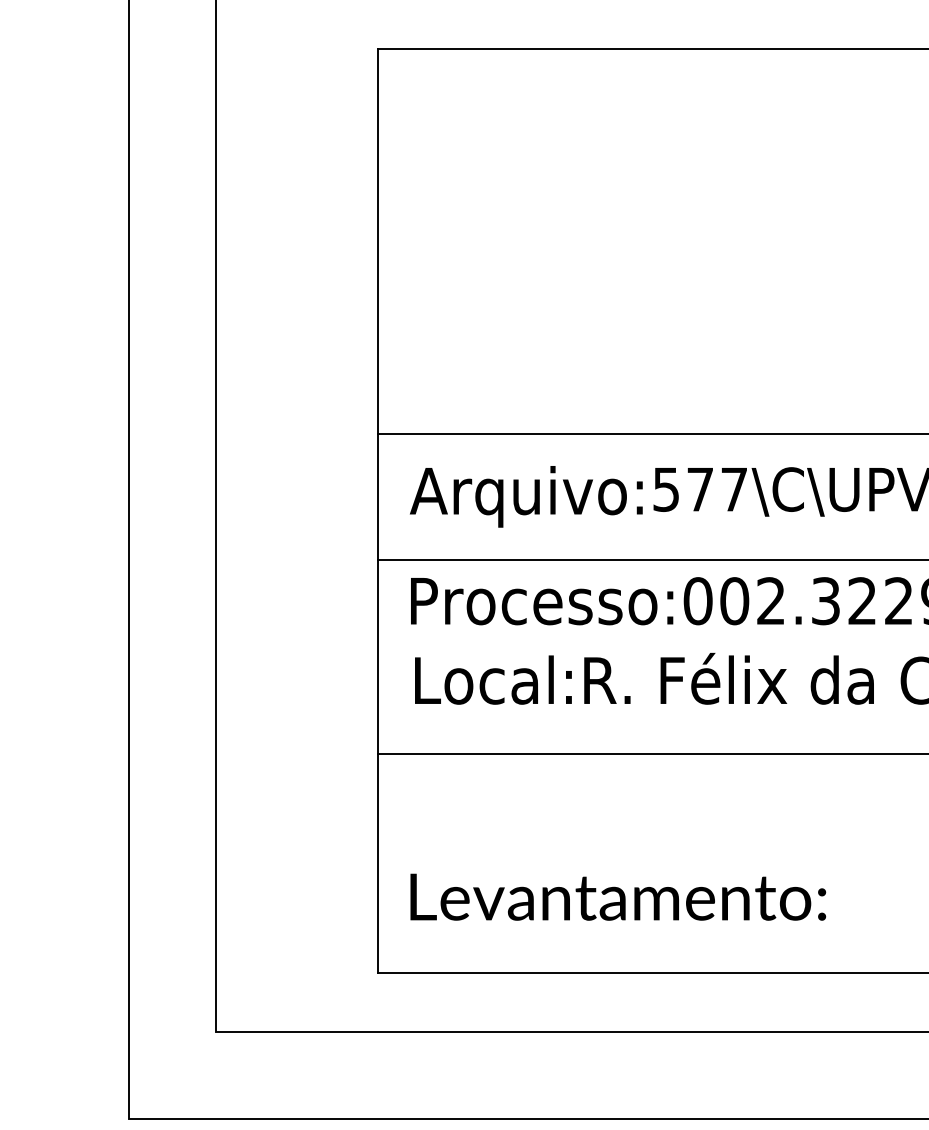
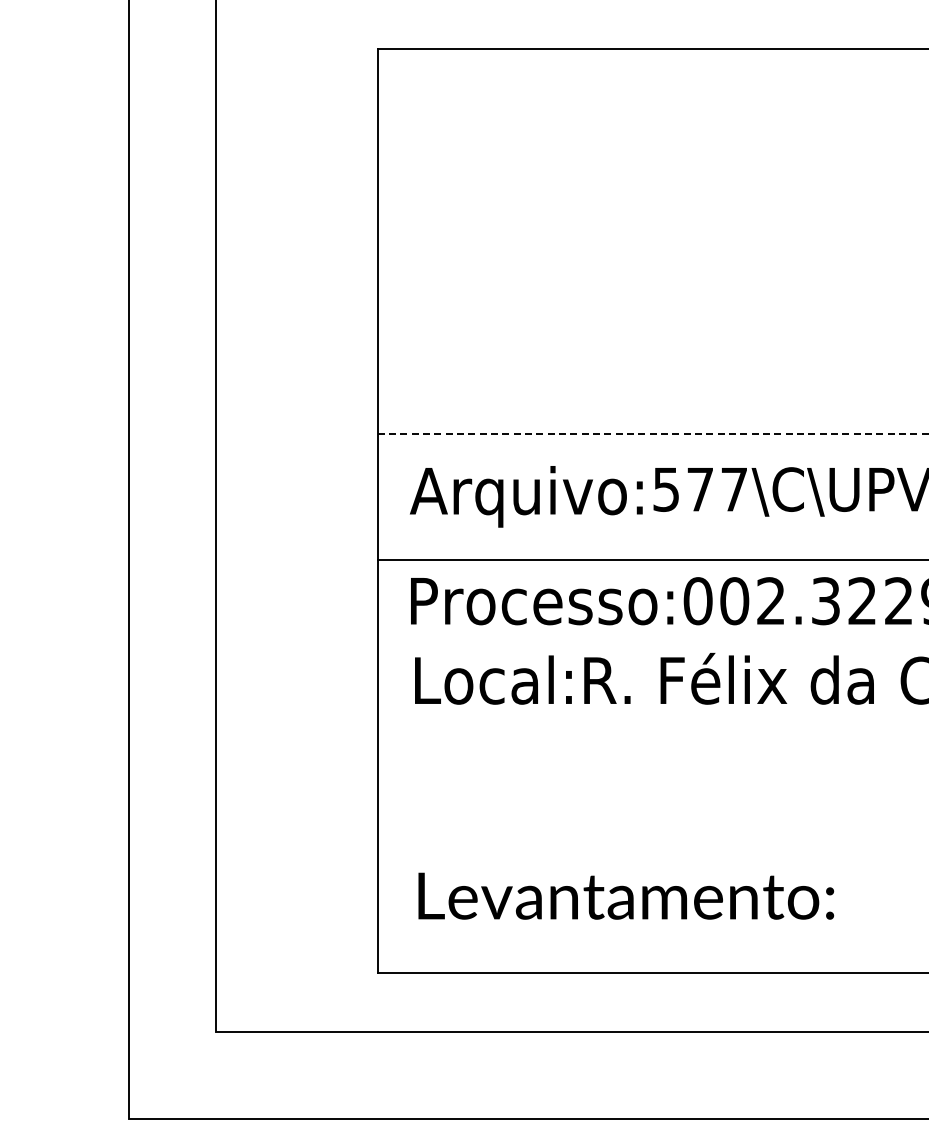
line: solid -> dashed (653, 433)
line: present -> none (651, 753)
text position: (618, 896) -> (626, 895) (626, 895)
